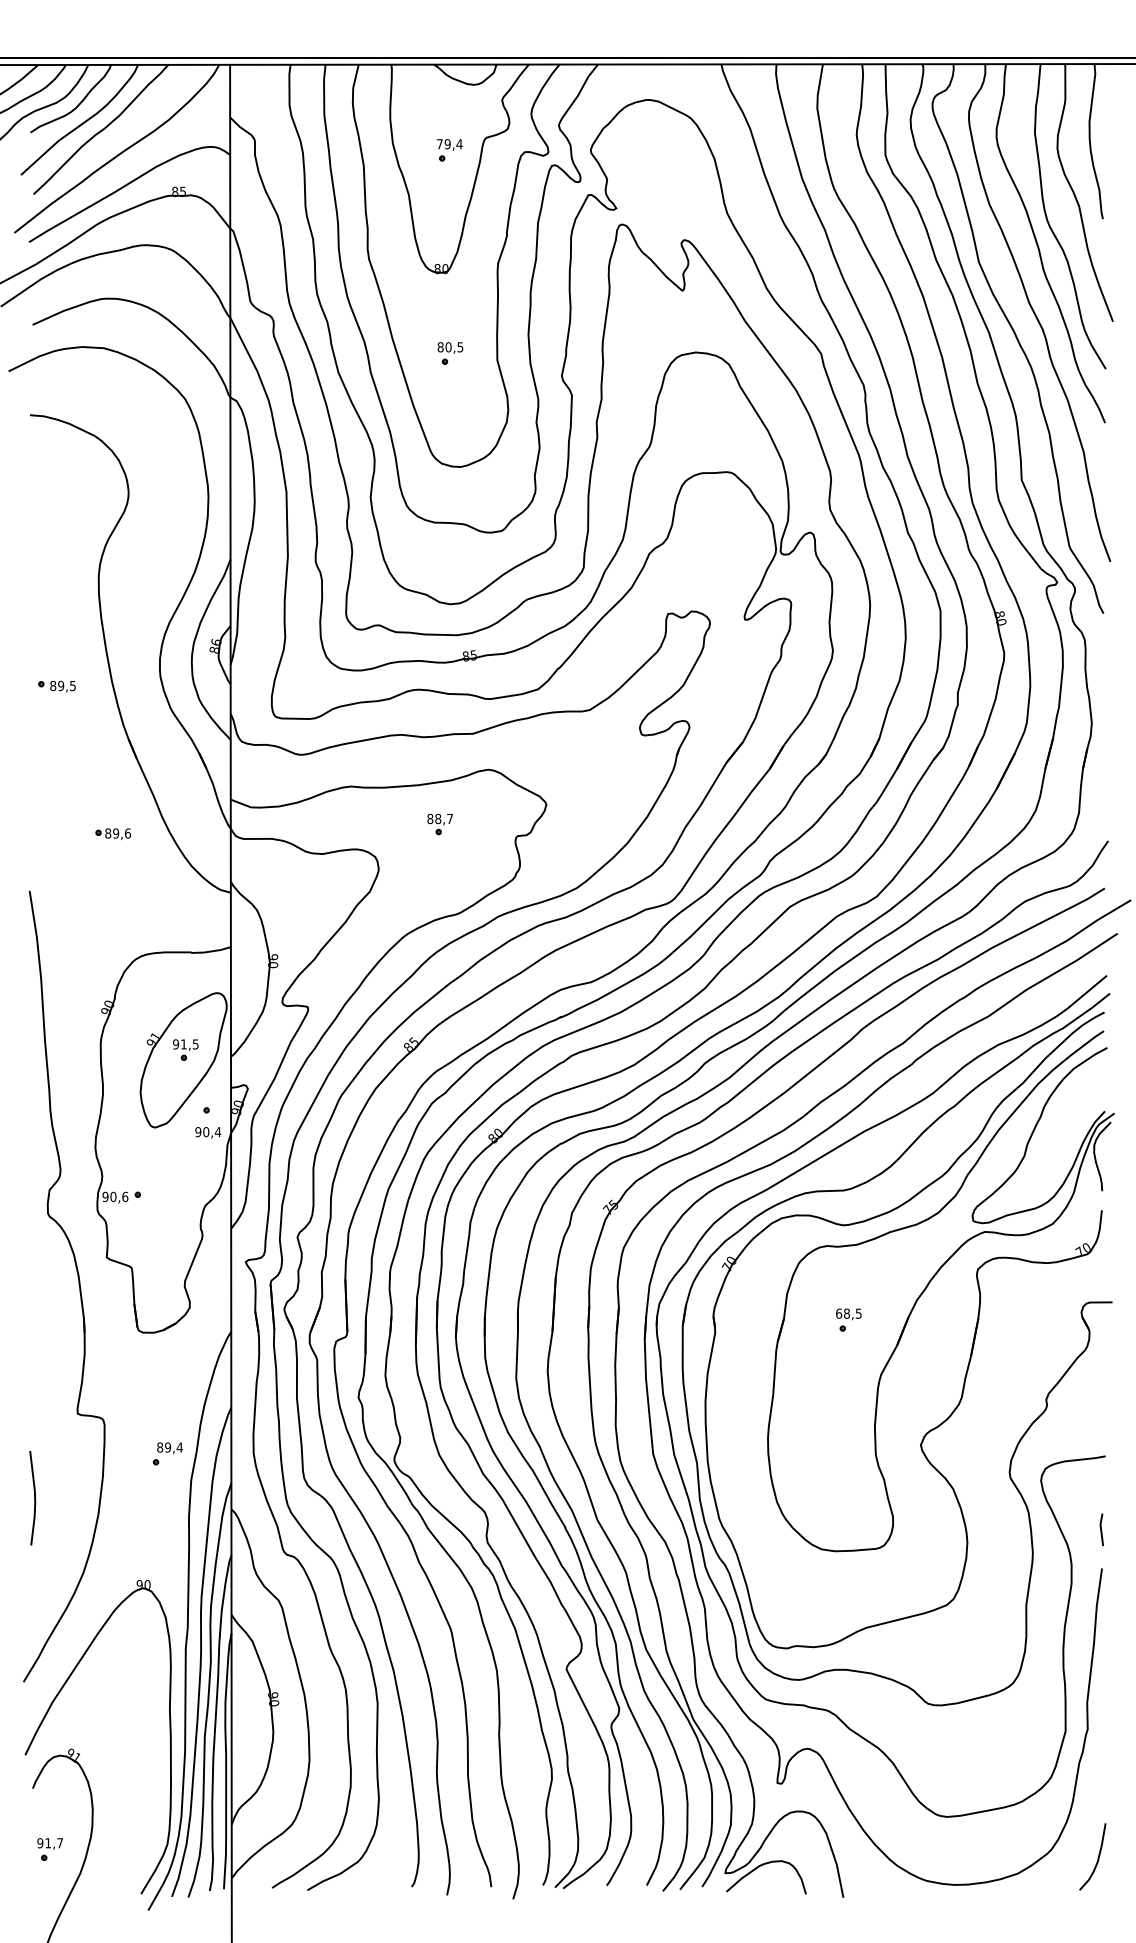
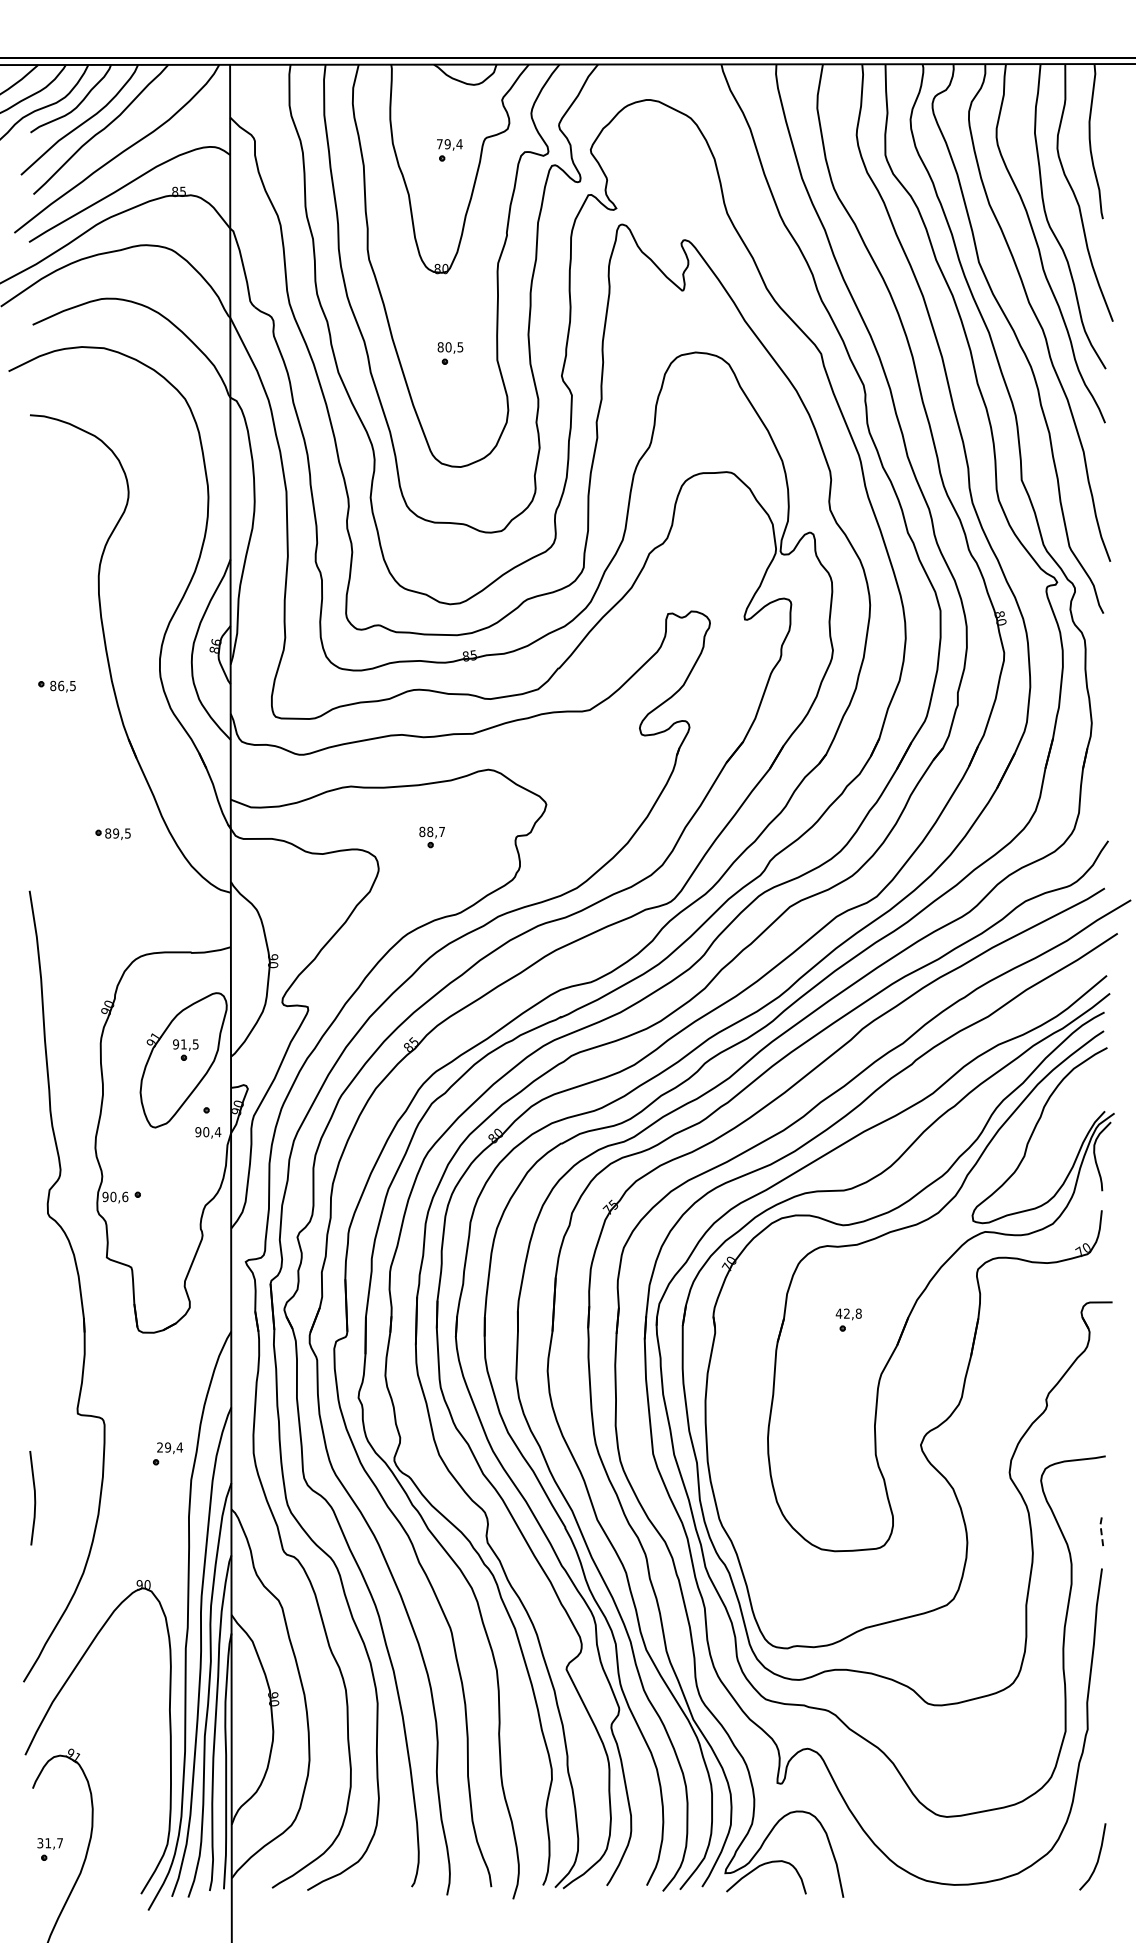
text: 89,5 -> 86,5 (61, 685)
part position: (439, 824) -> (431, 837) (431, 837)
text: 89,6 -> 89,5 (128, 833)
text: 68,5 -> 42,8 (848, 1313)
text: 89,4 -> 29,4 (160, 1447)
line: solid -> dashed (1100, 1528)
text: 91,7 -> 31,7 (40, 1843)
